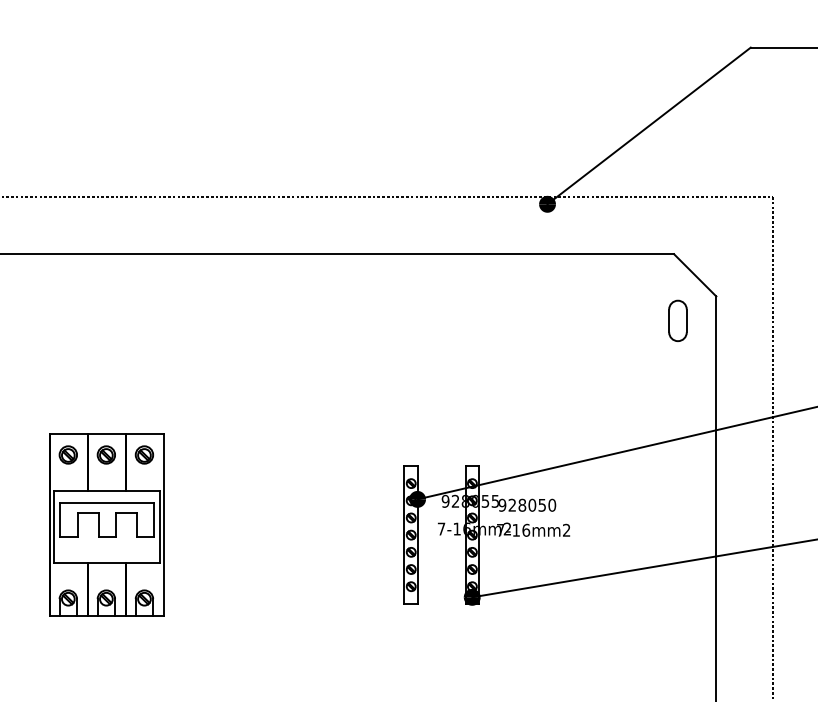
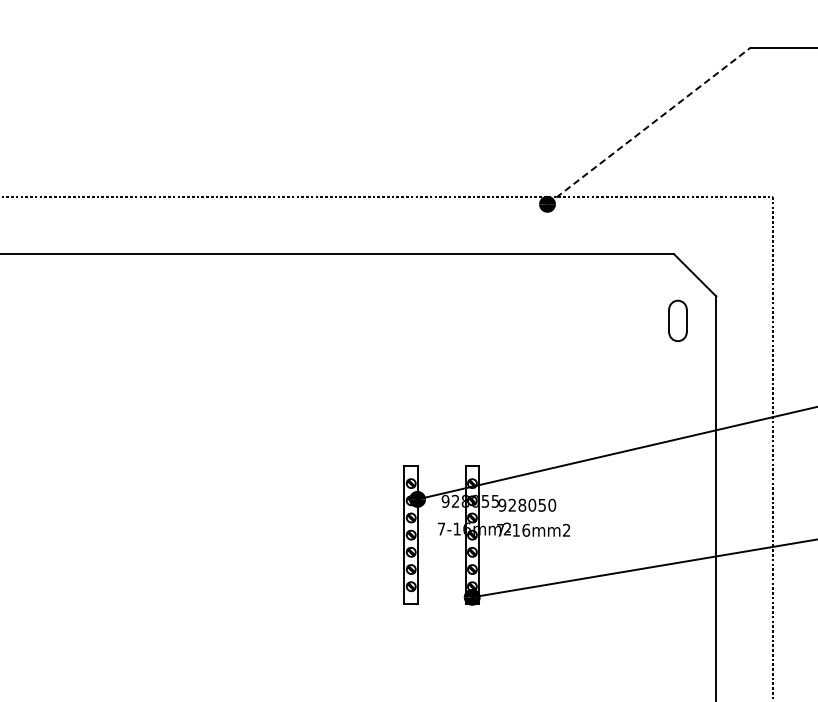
line: solid -> dashed (649, 125)
part: present -> none (106, 524)
